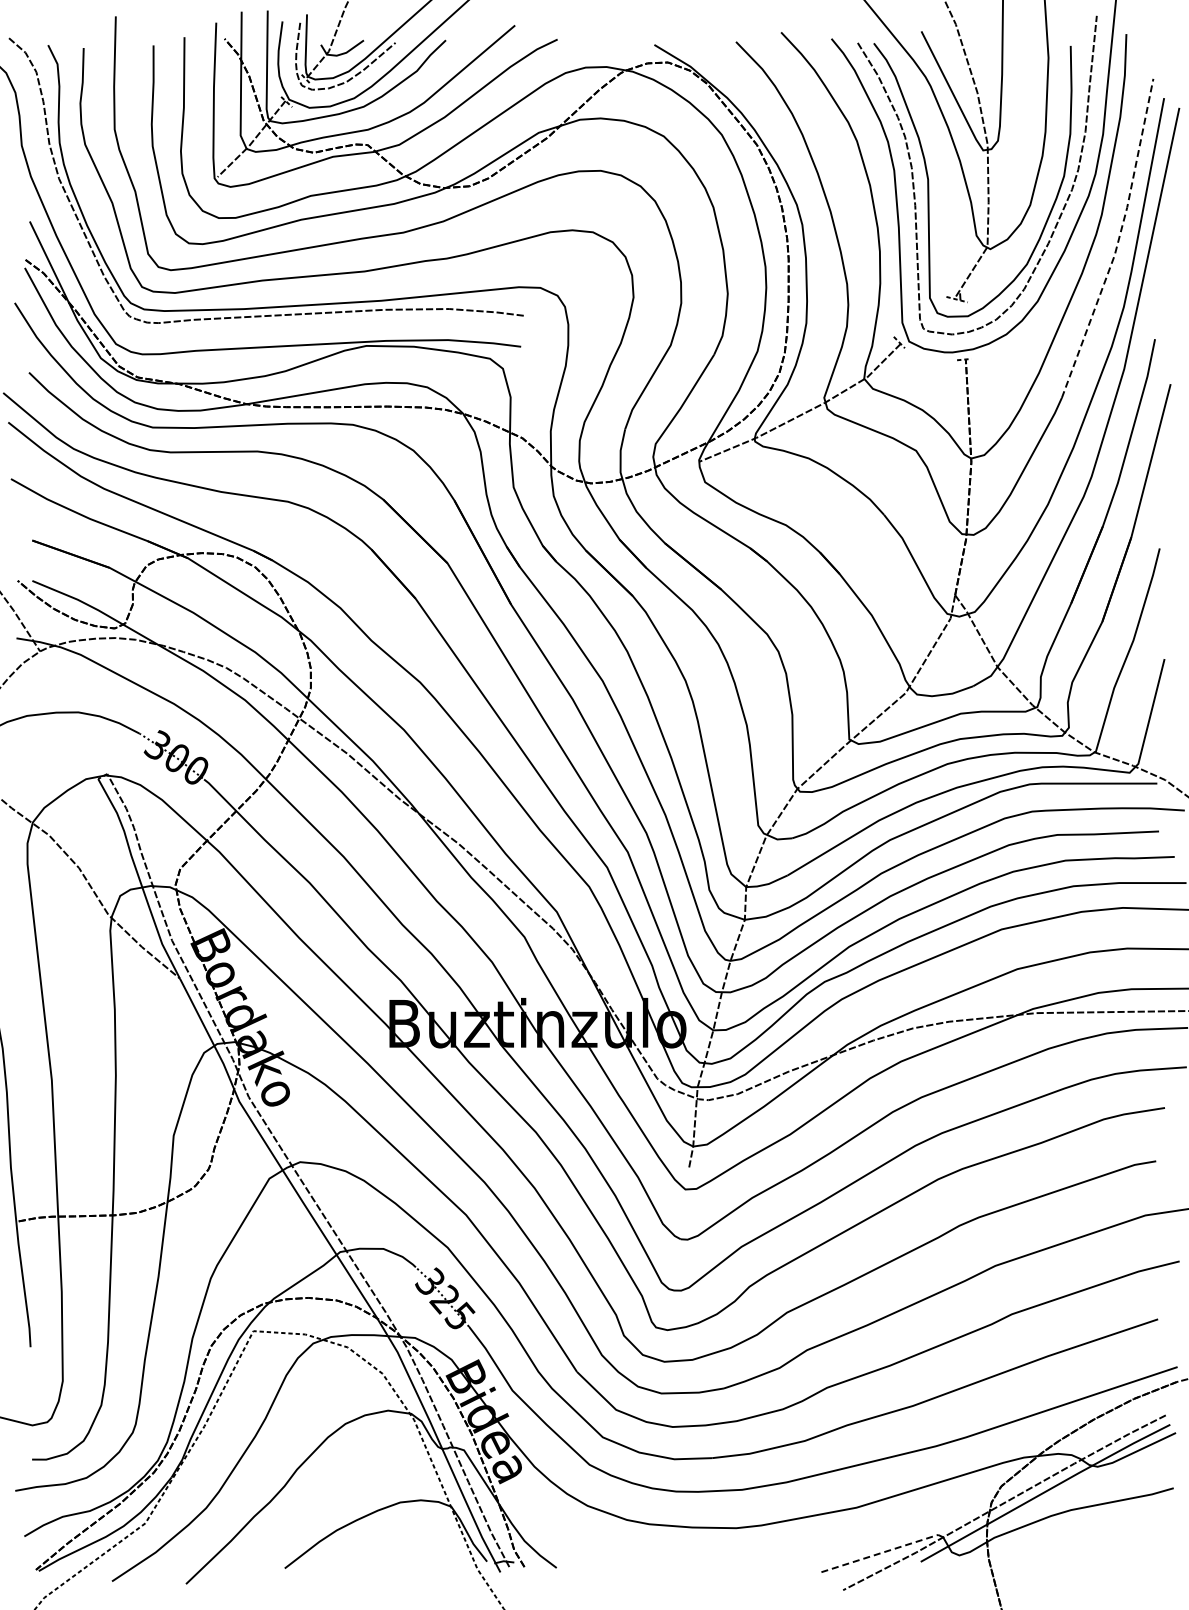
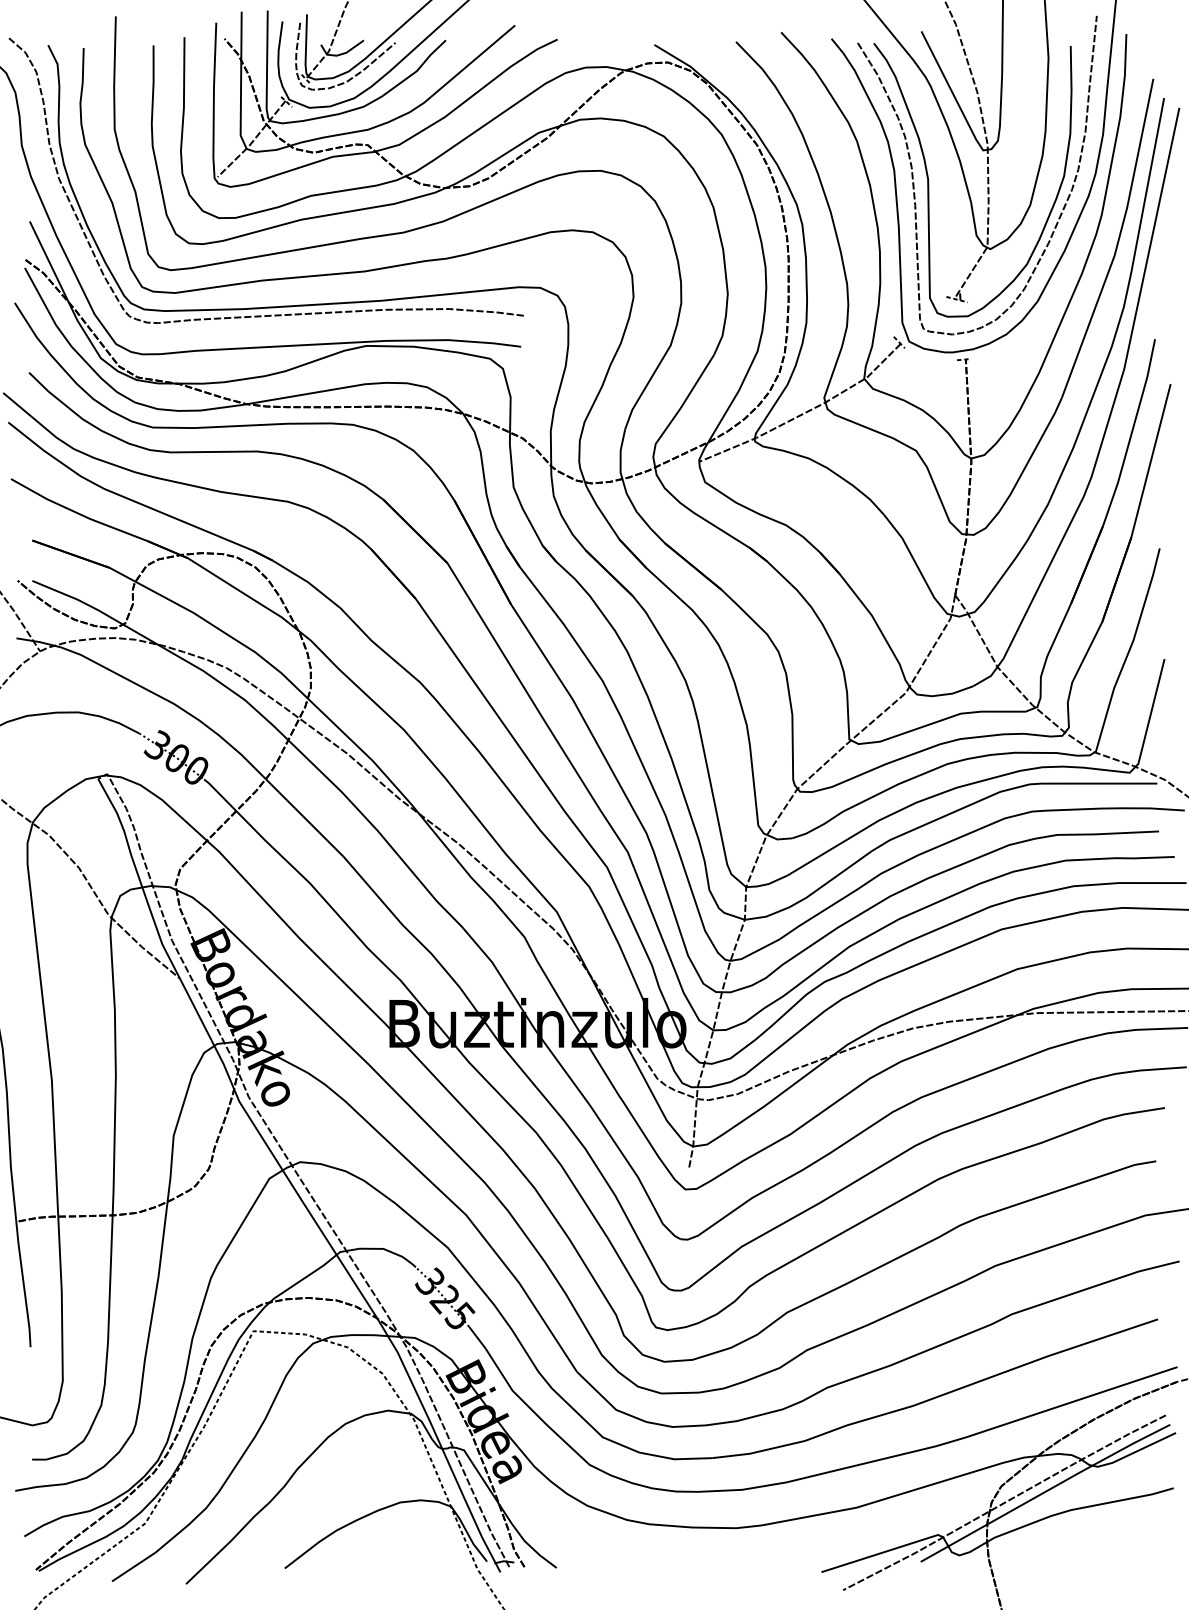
line: dashed -> solid (1118, 241)
line: dashed -> solid (883, 1552)
